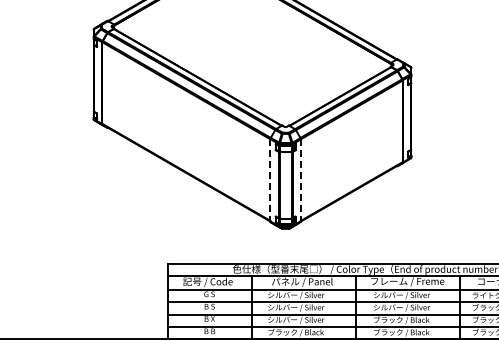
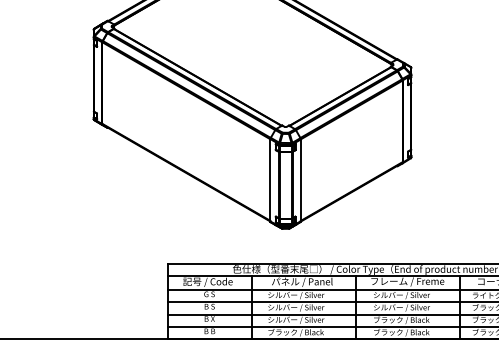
line: dashed -> solid (270, 180)
line: dashed -> solid (300, 180)
